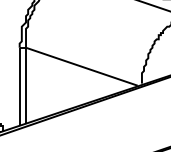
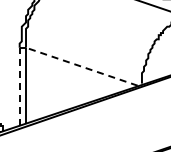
line: solid -> dashed (81, 66)
line: solid -> dashed (19, 86)
